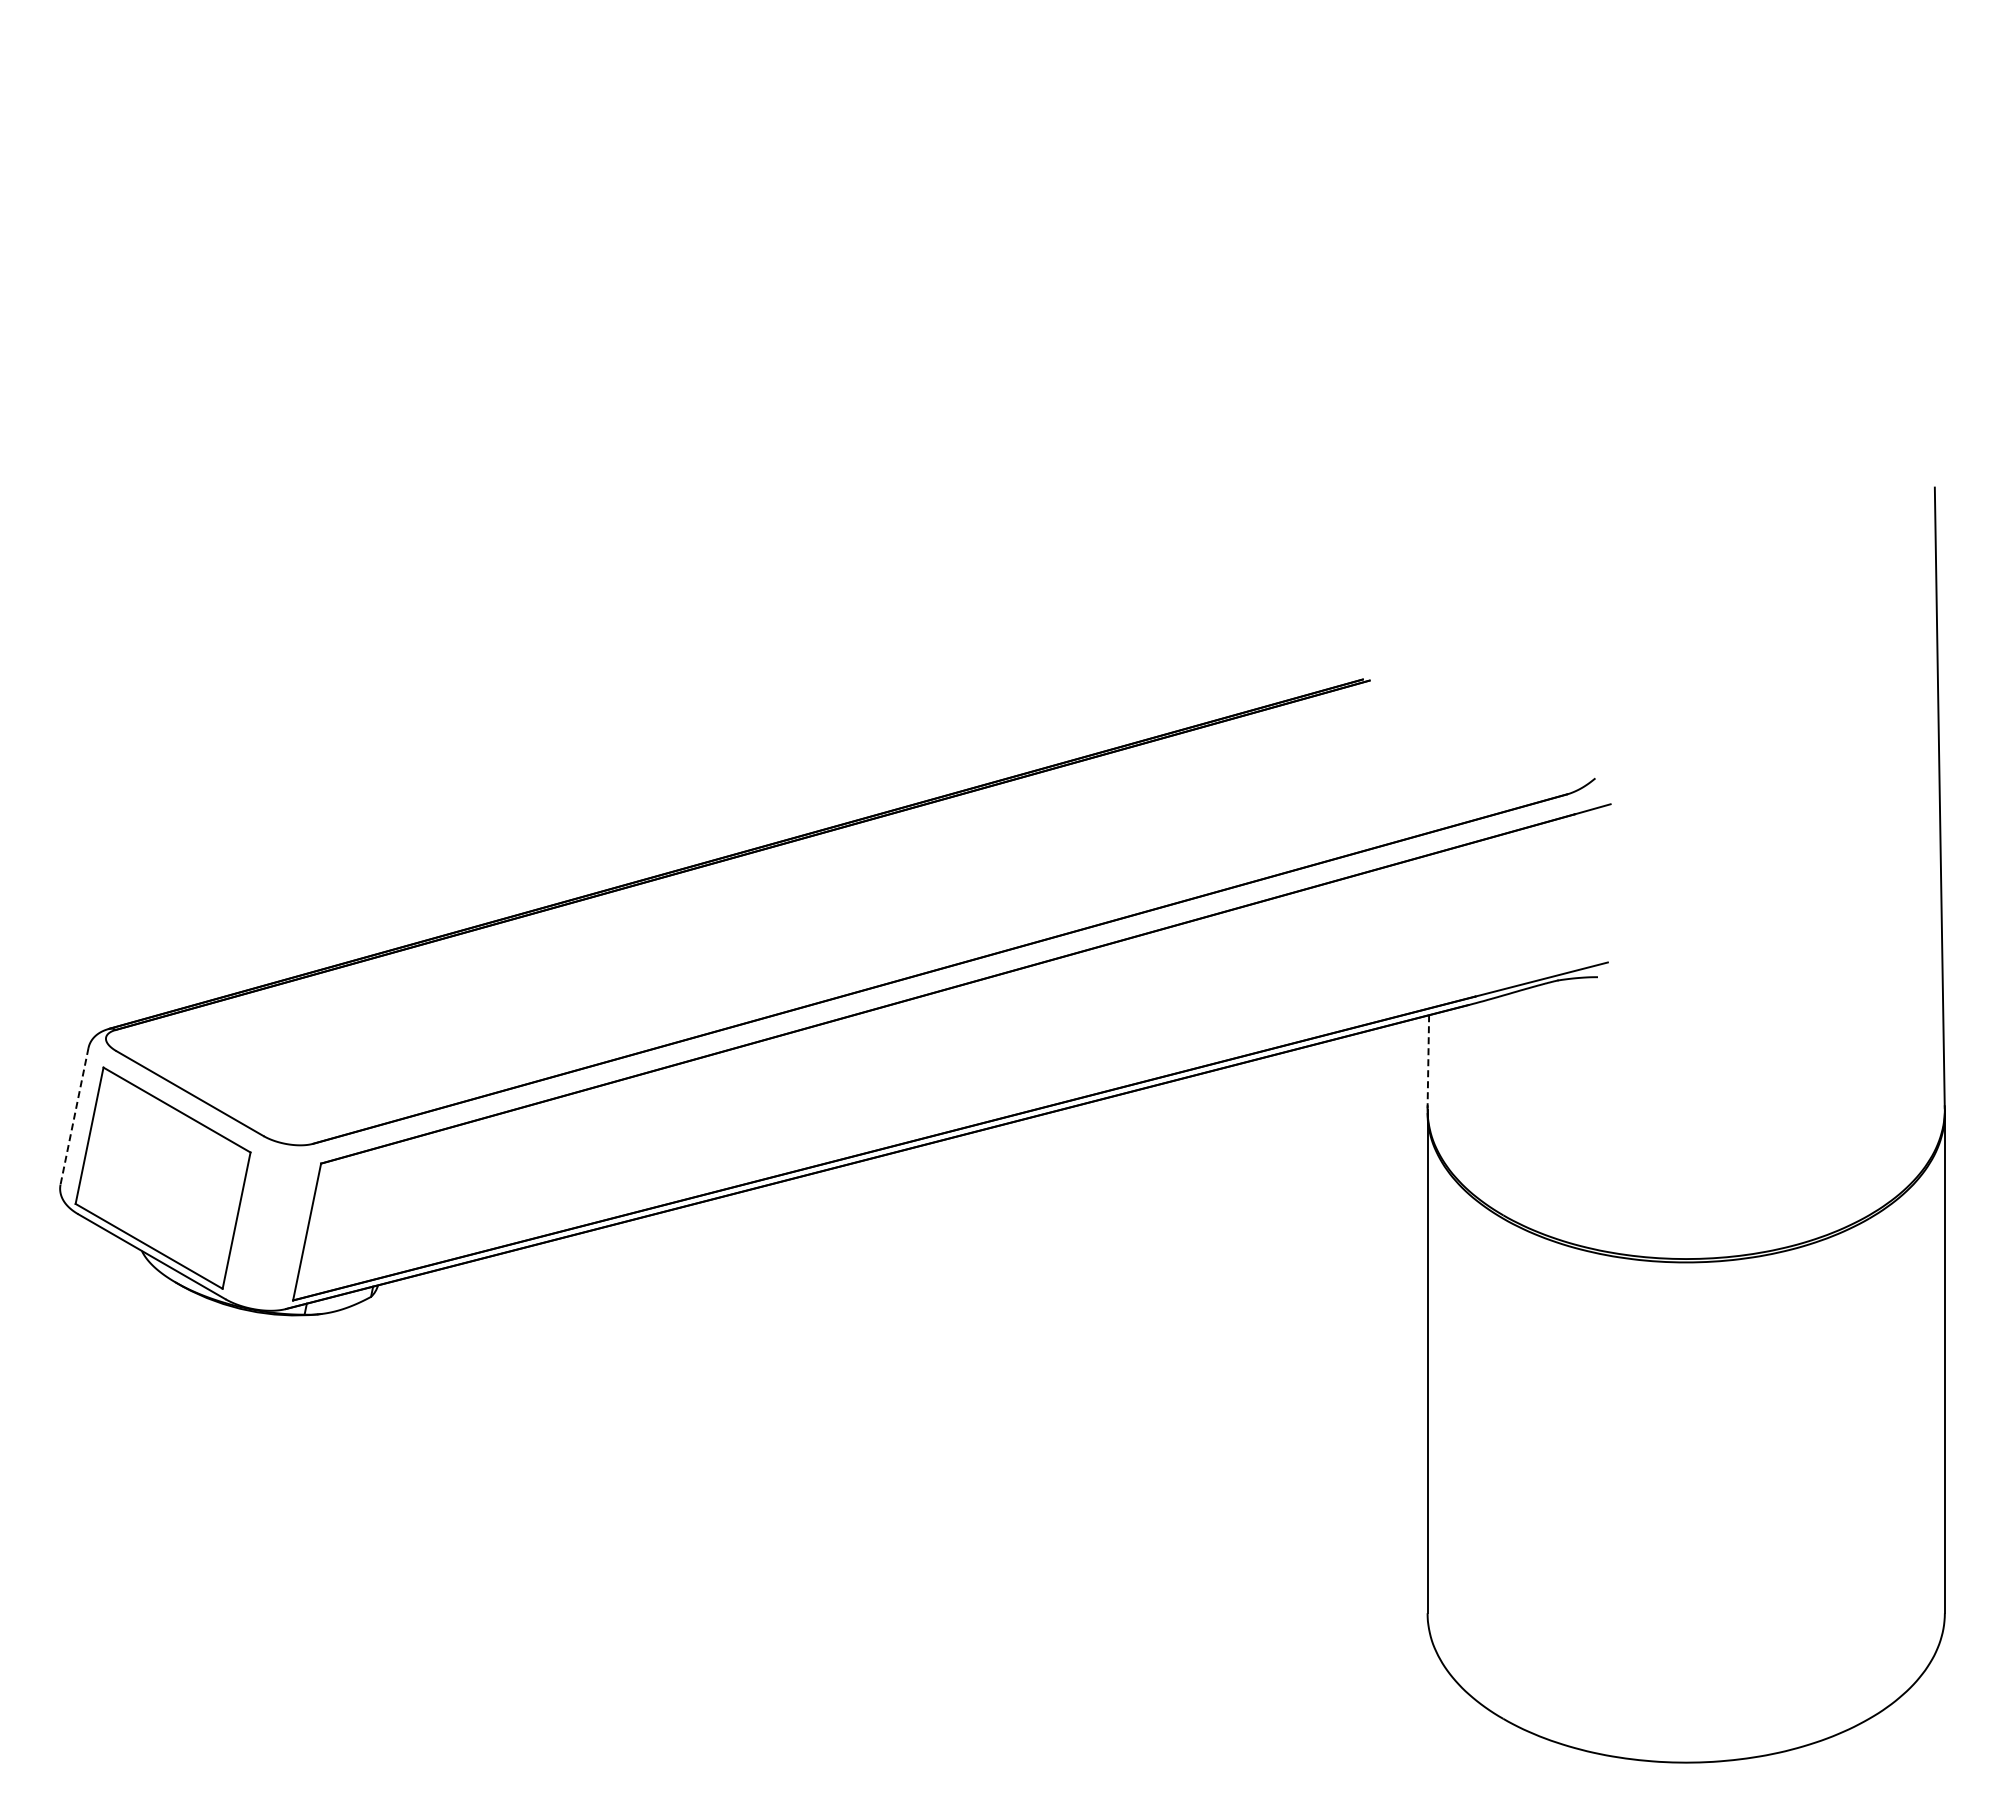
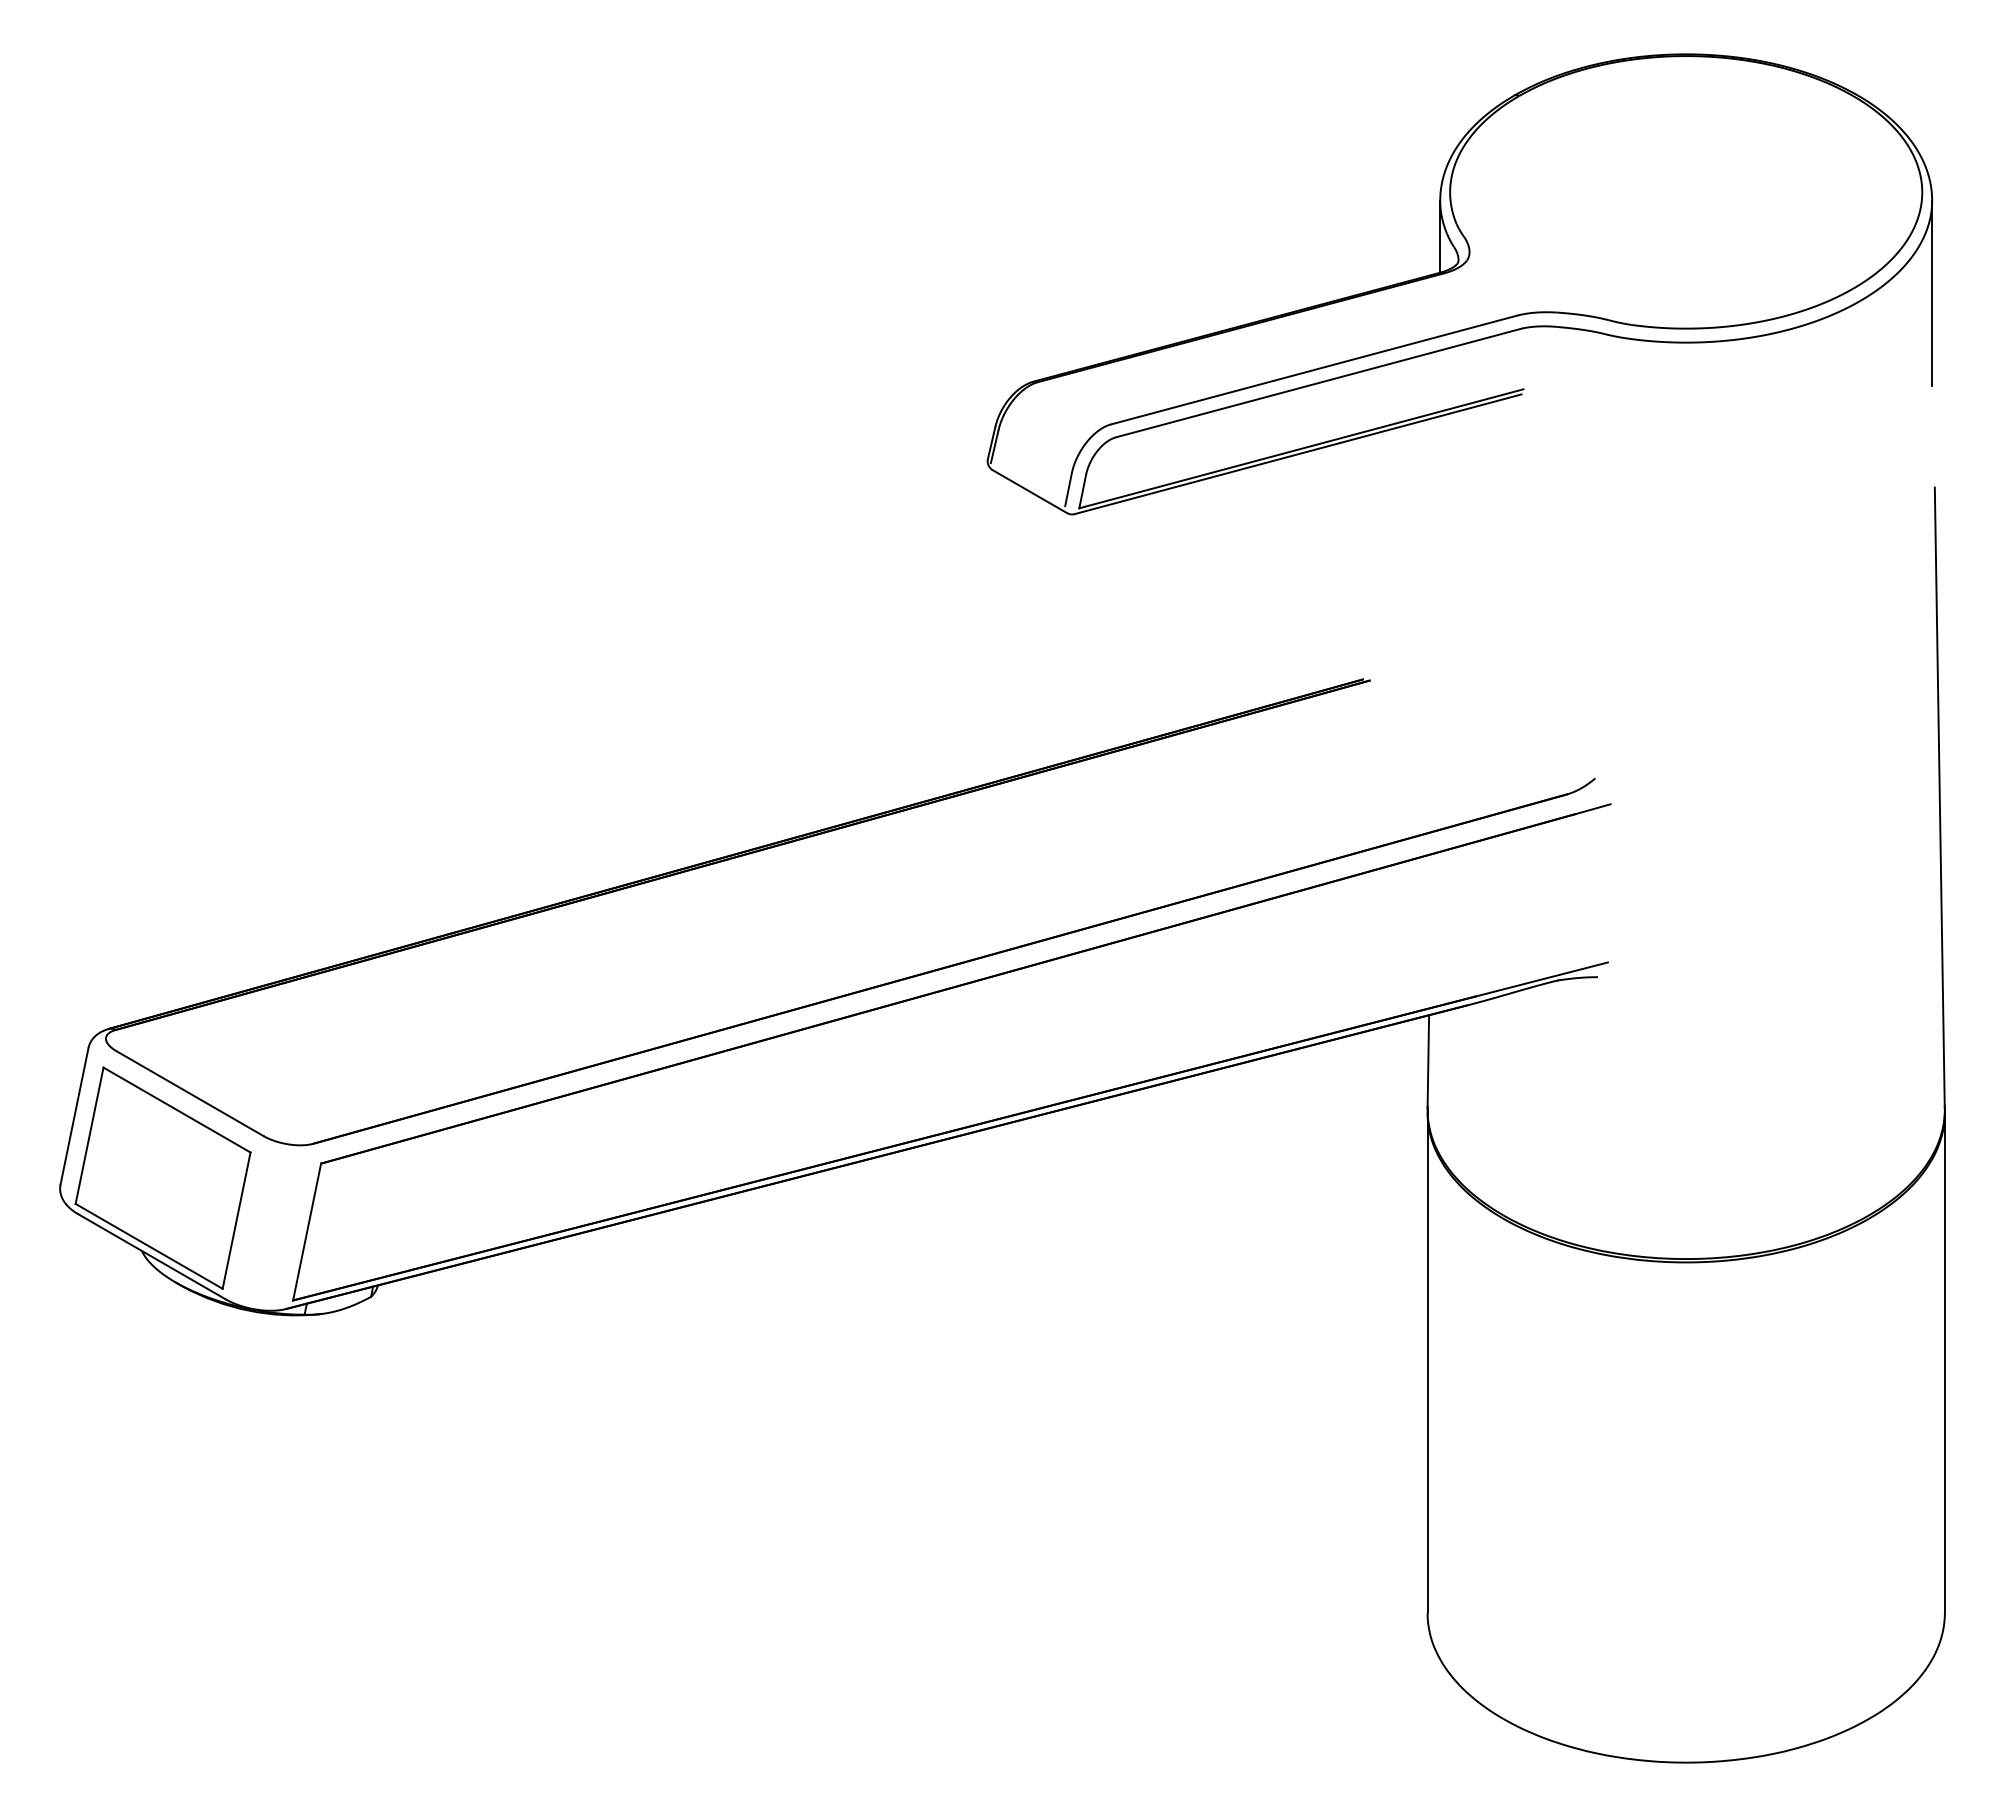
part: none -> present (1453, 271)
line: dashed -> solid (1428, 1061)
line: dashed -> solid (74, 1116)
